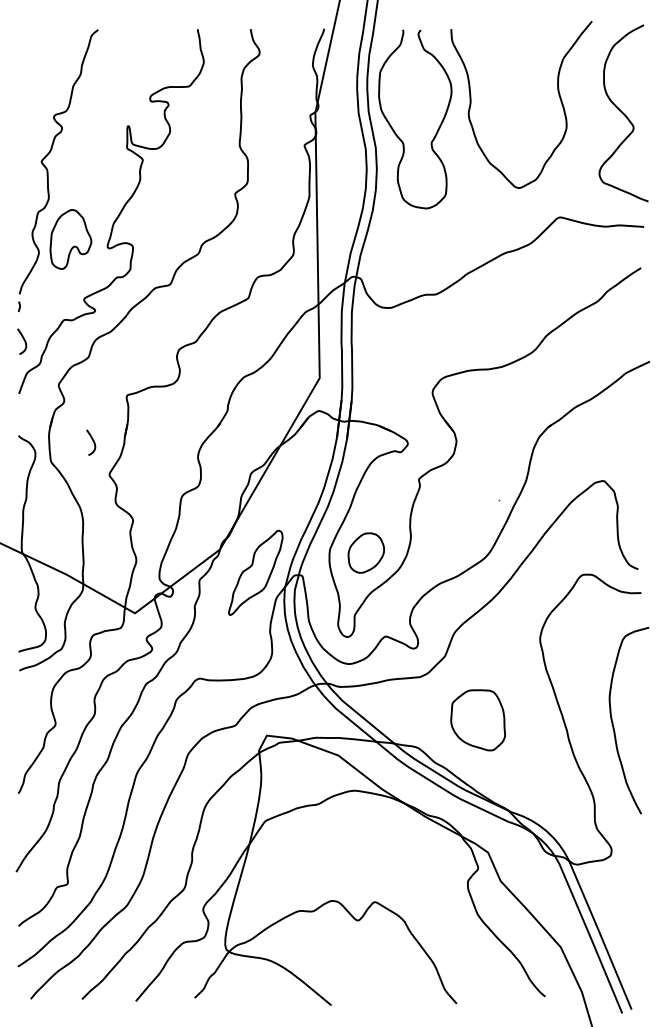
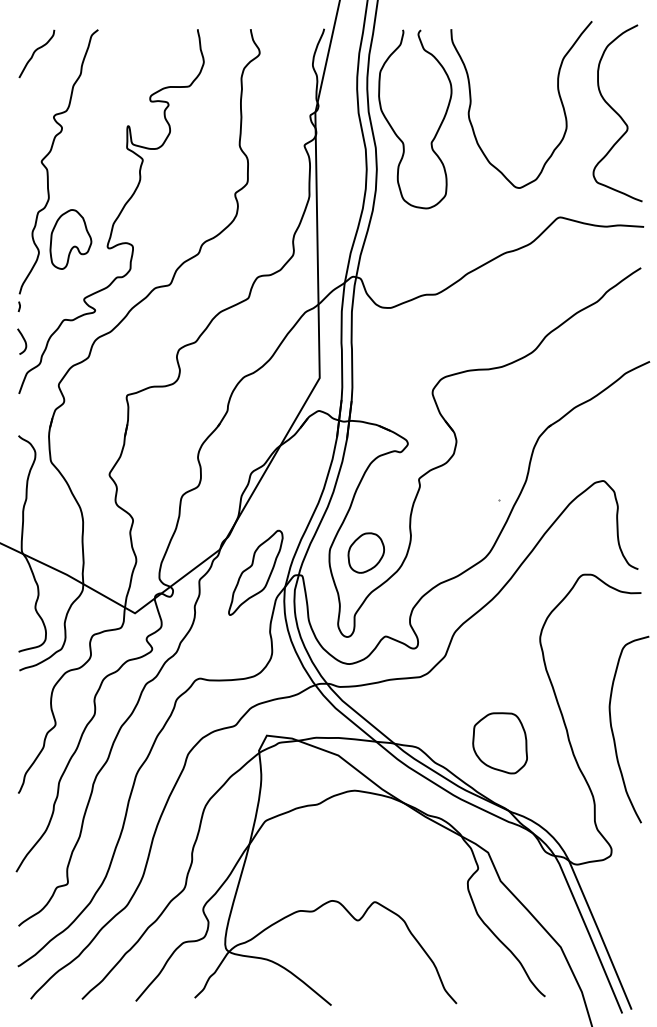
curve: none -> present (35, 52)
curve position: (623, 113) -> (617, 113) (617, 113)
curve: present -> none (92, 441)
part position: (477, 720) -> (499, 743) (499, 743)
curve position: (613, 722) -> (613, 731) (613, 731)
